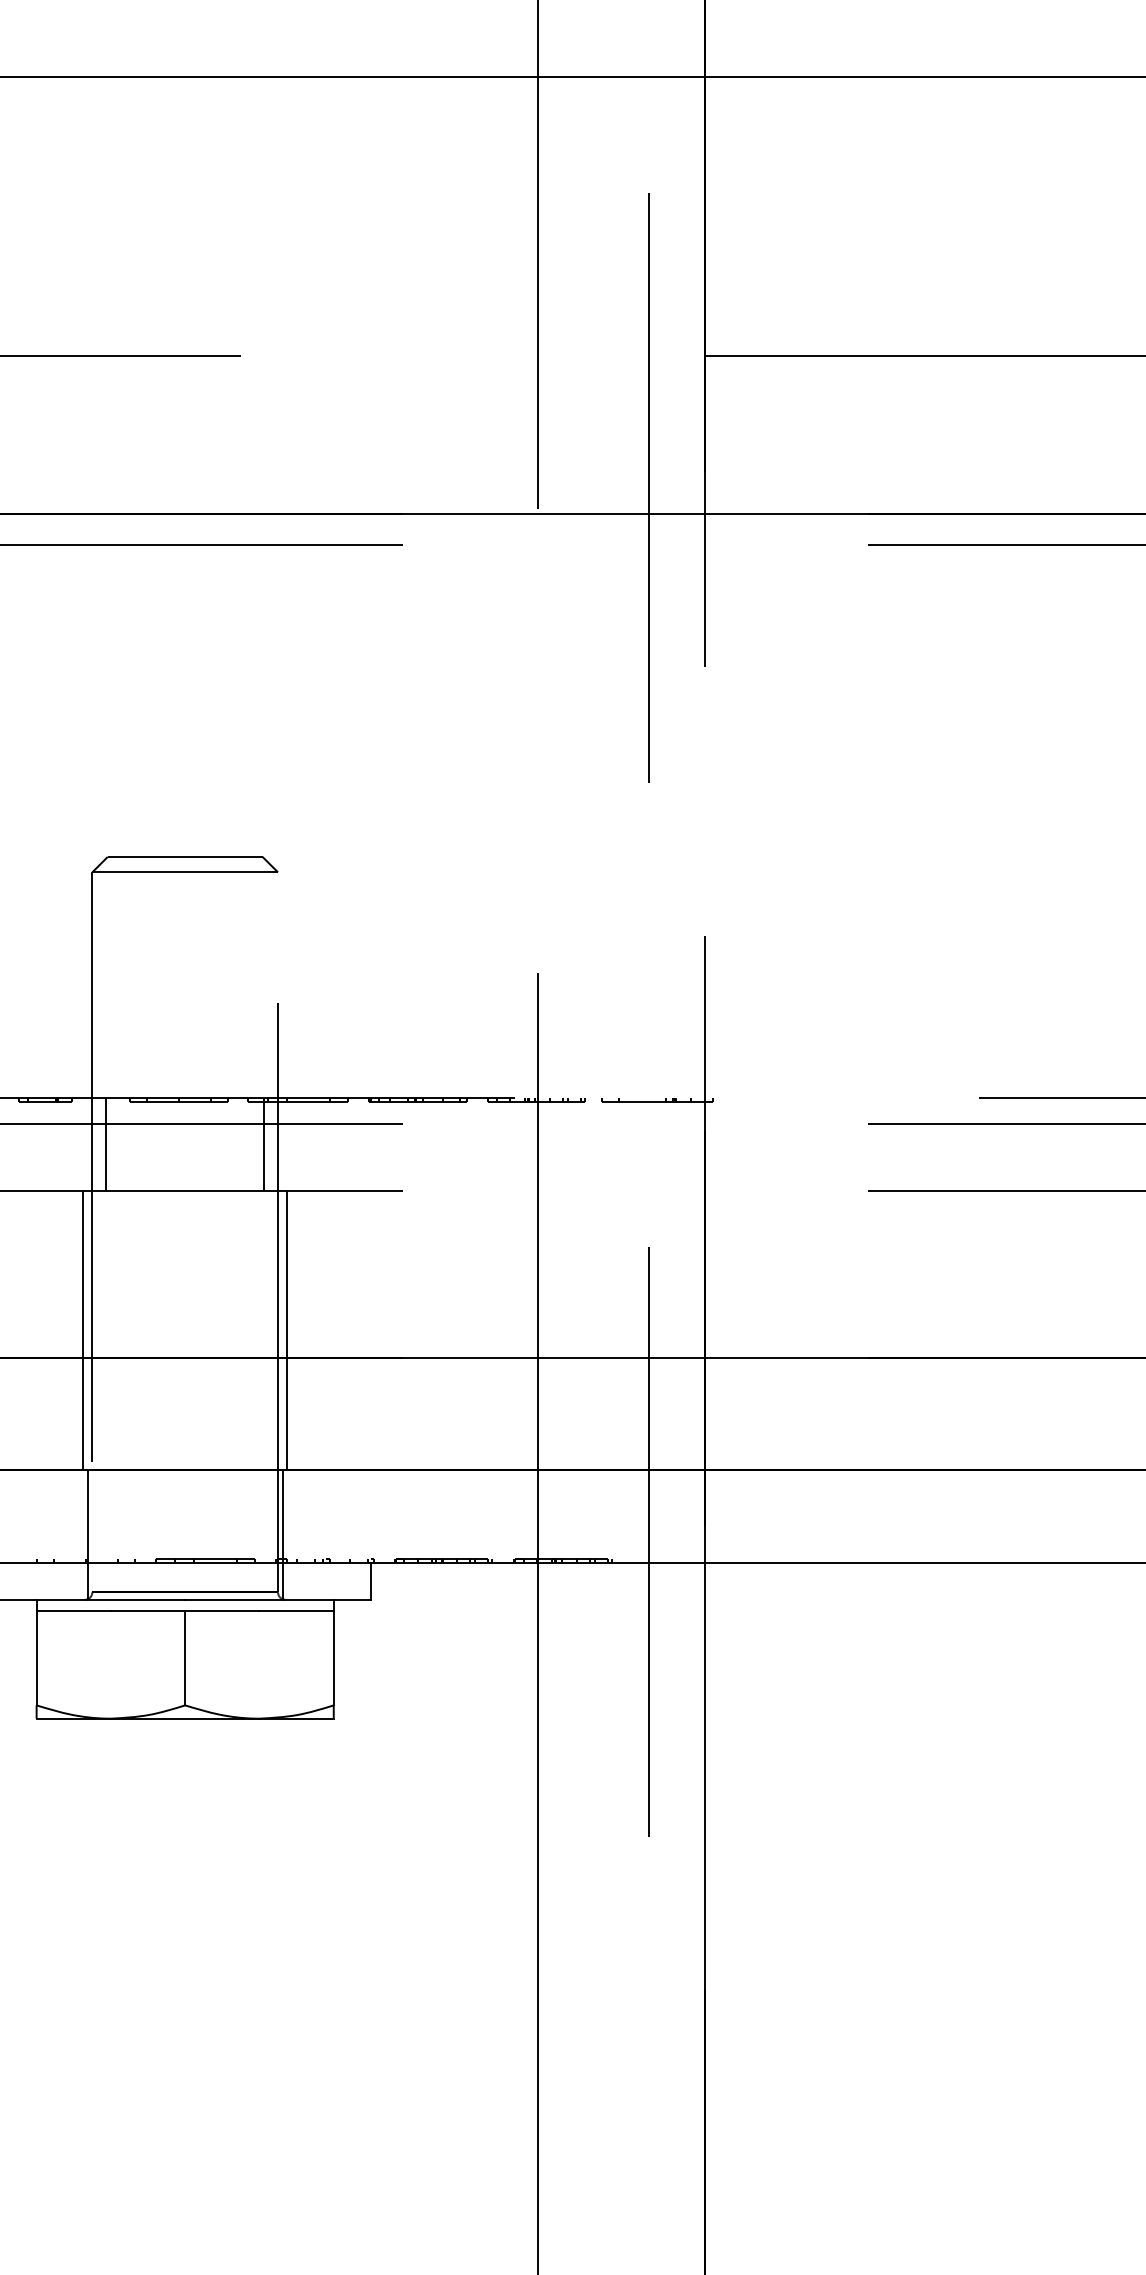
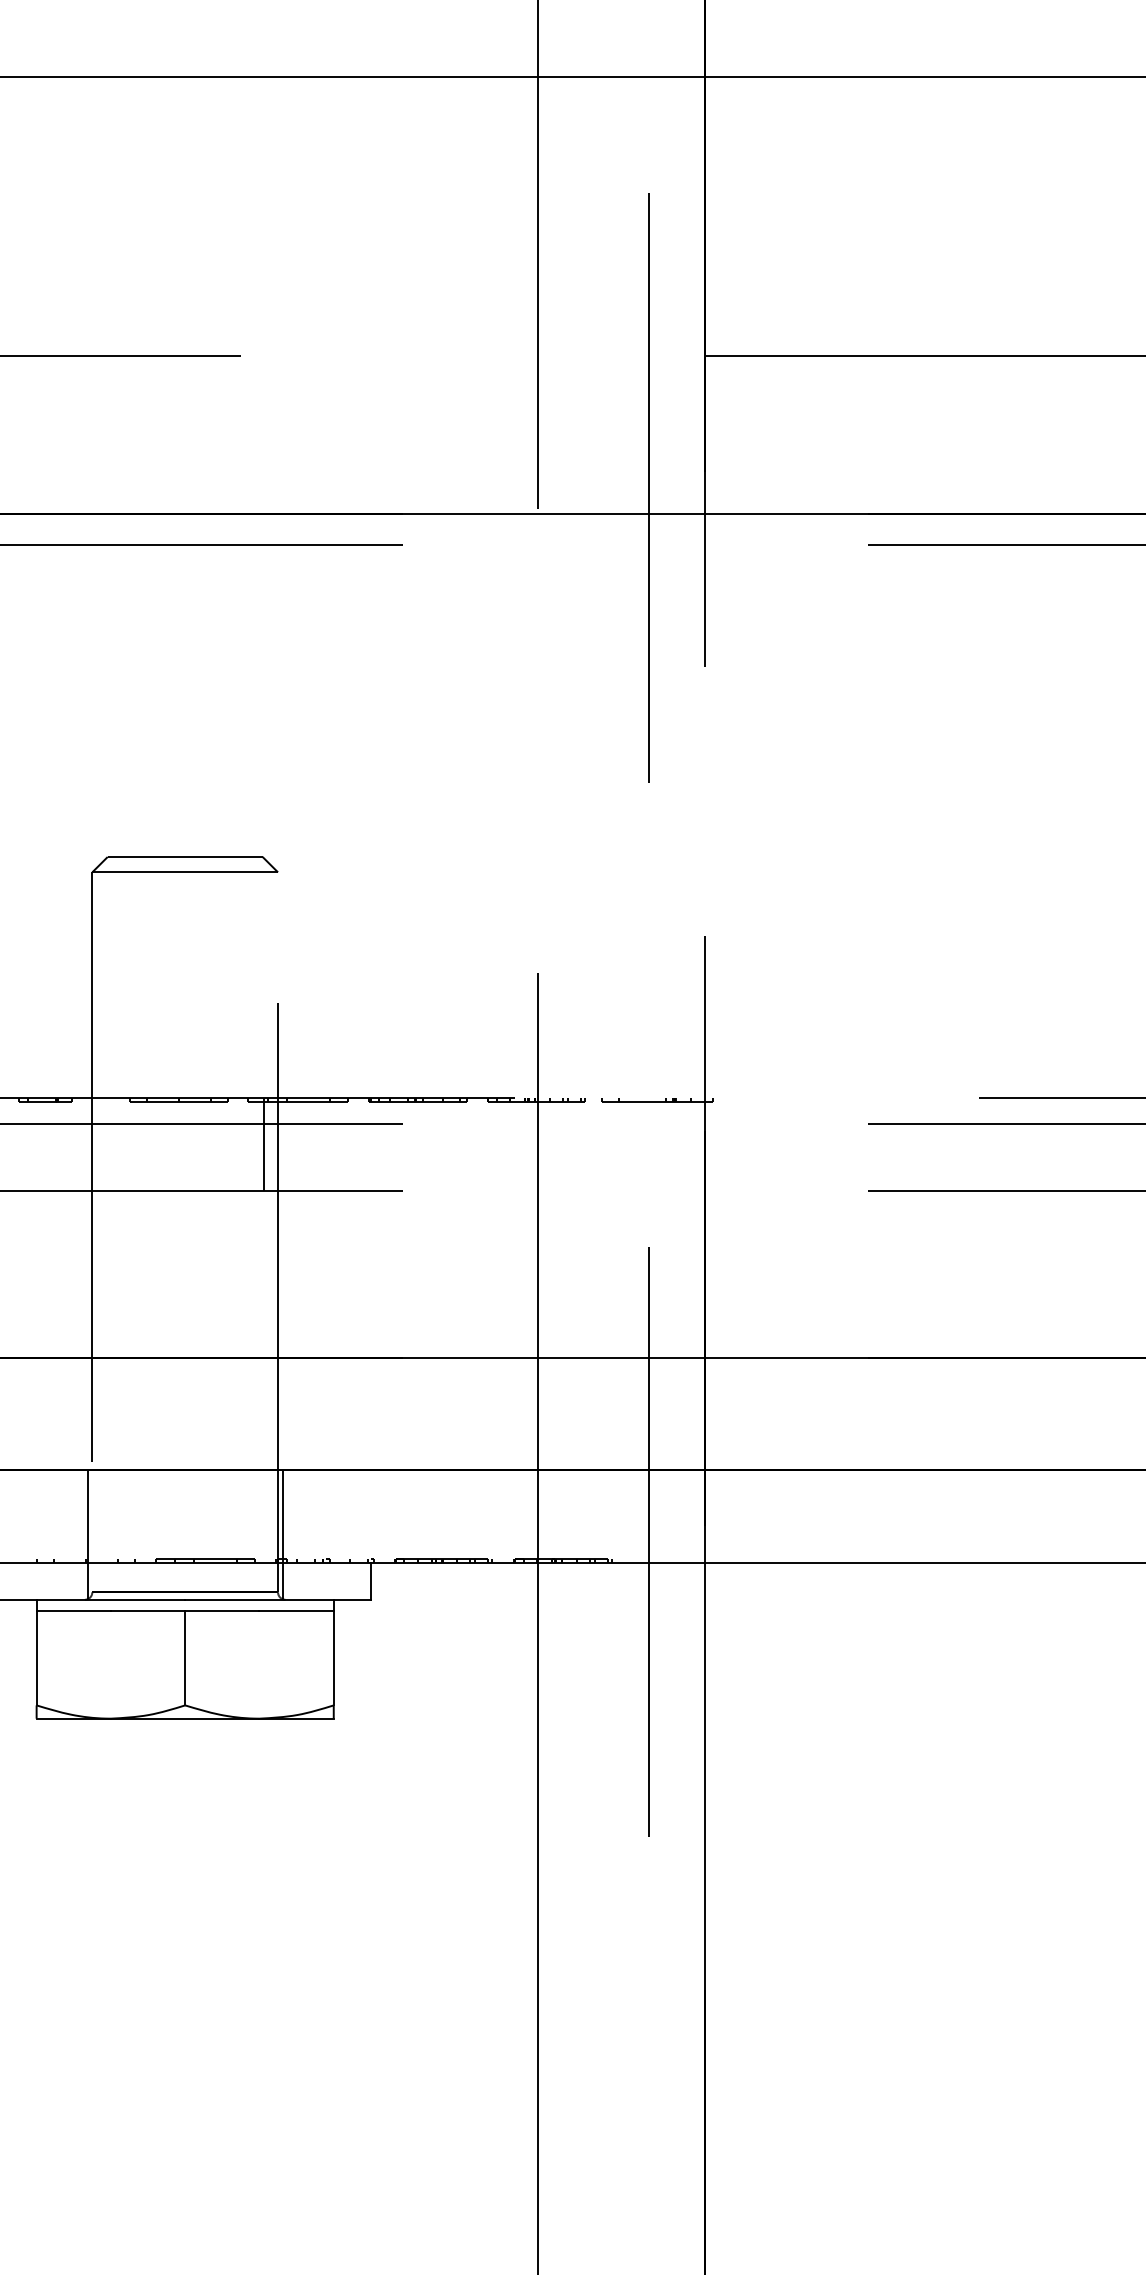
line: present -> none (106, 1144)
line: present -> none (83, 1330)
line: present -> none (287, 1330)
